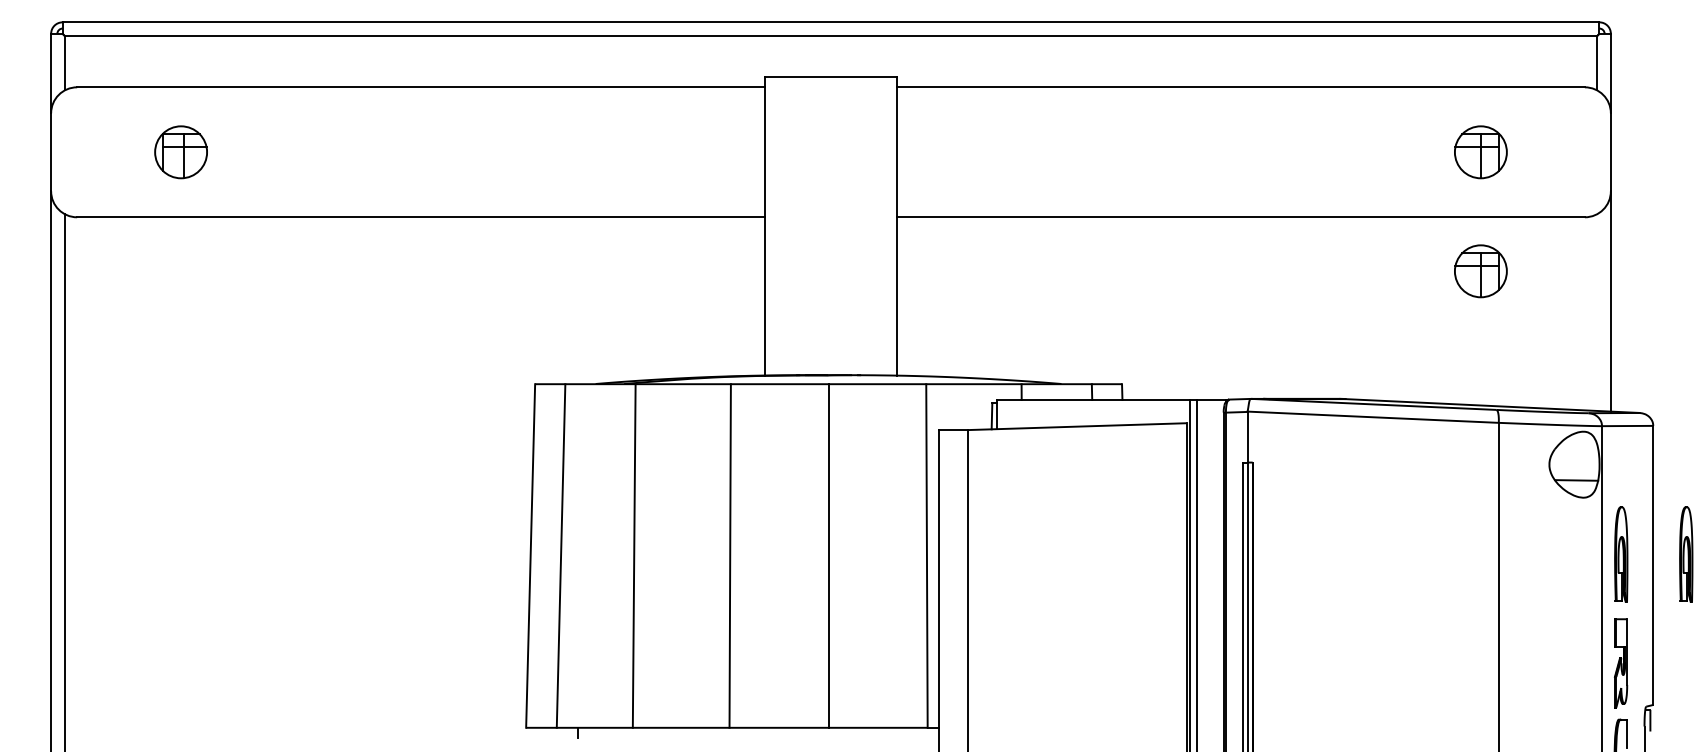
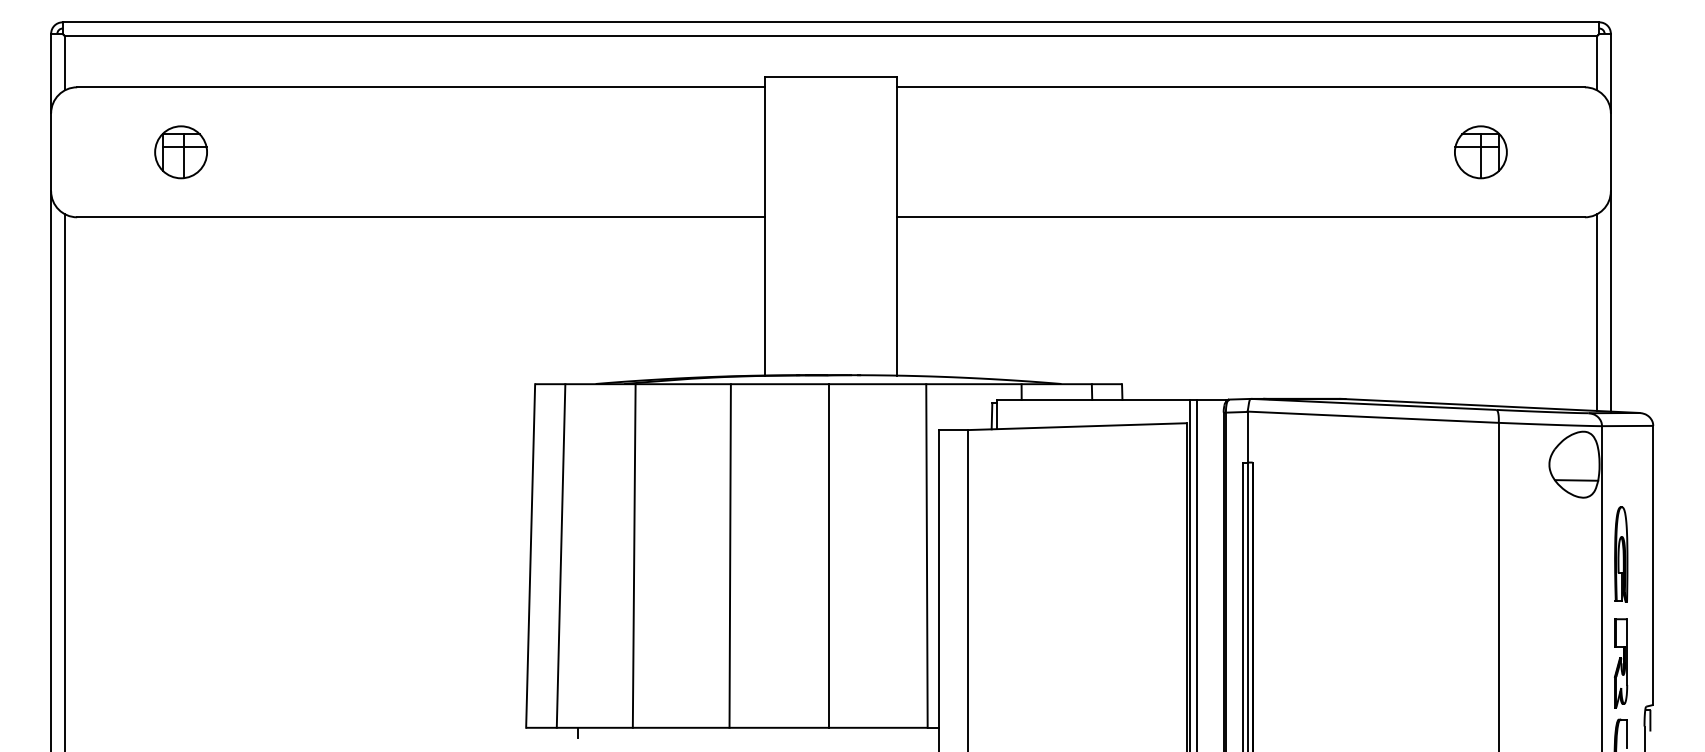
part: present -> none (1480, 271)
line: none -> present (1596, 312)
part: present -> none (1686, 554)
